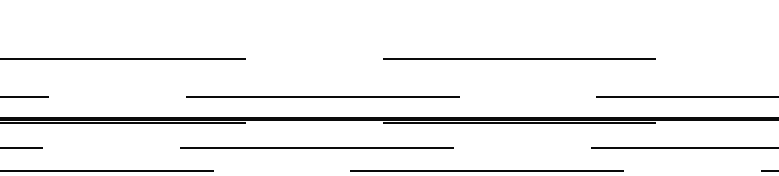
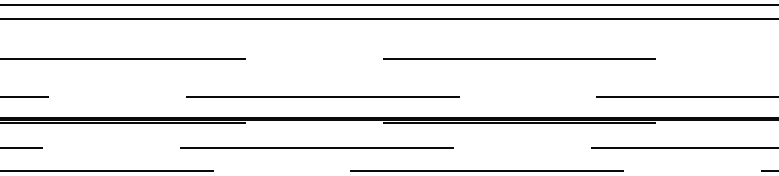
line: none -> present (388, 5)
line: none -> present (388, 19)
